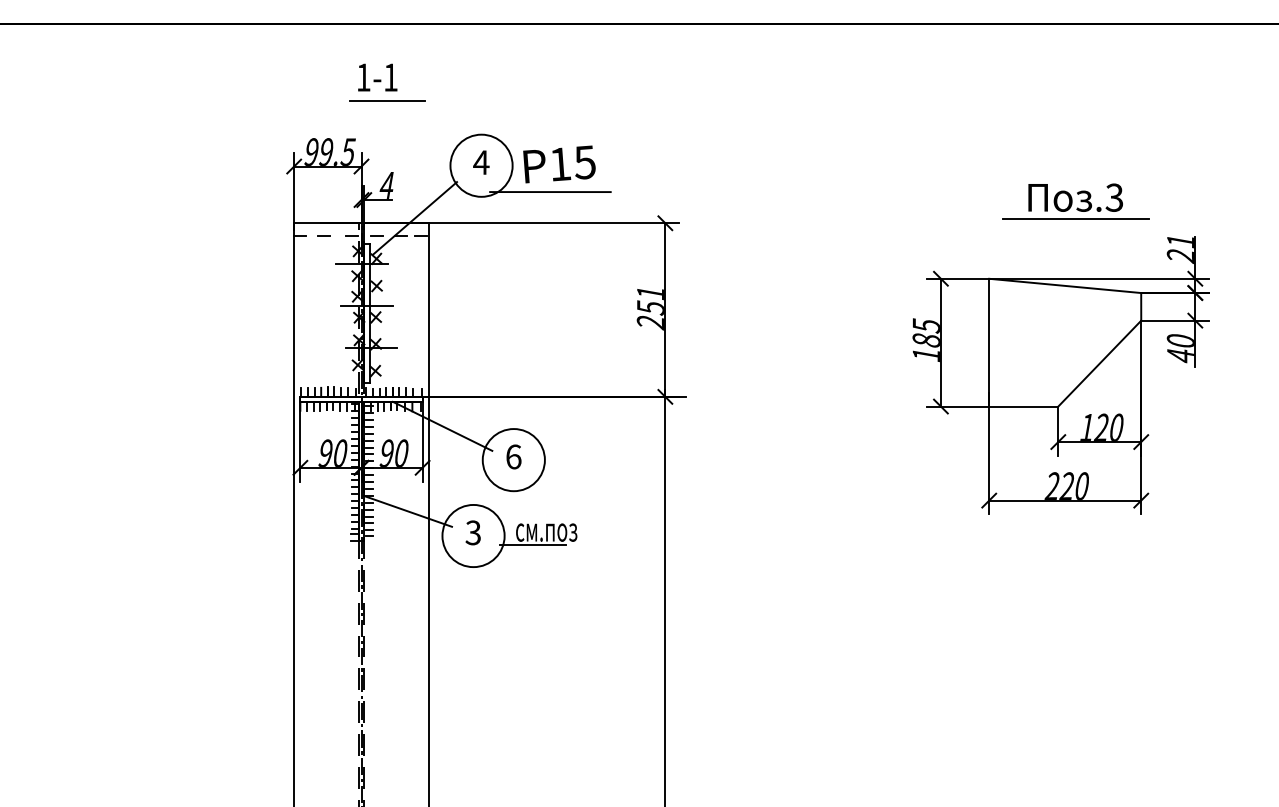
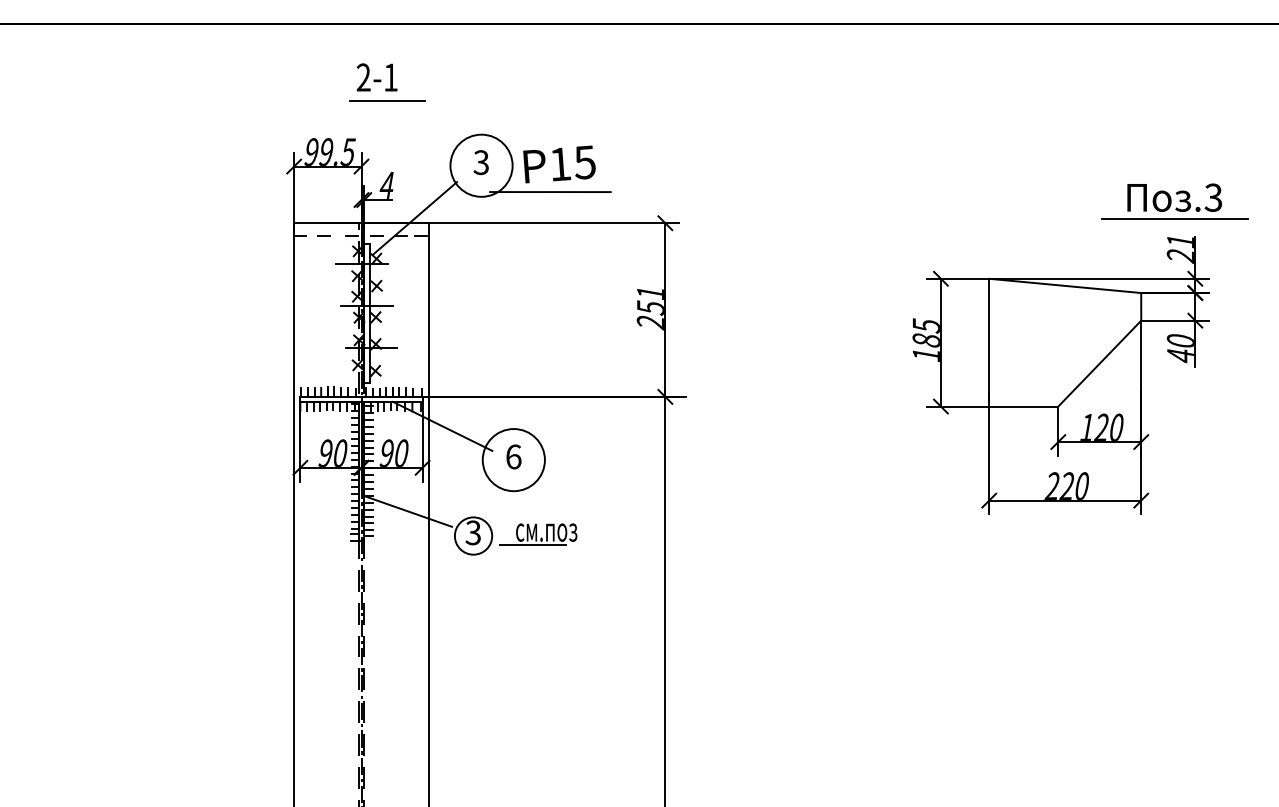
text: 1-1 -> 2-1 (363, 77)
text: 4 -> 3 (481, 162)
part position: (1075, 201) -> (1174, 201) (1174, 201)
circle diameter: 62 px -> 37 px (473, 535)
